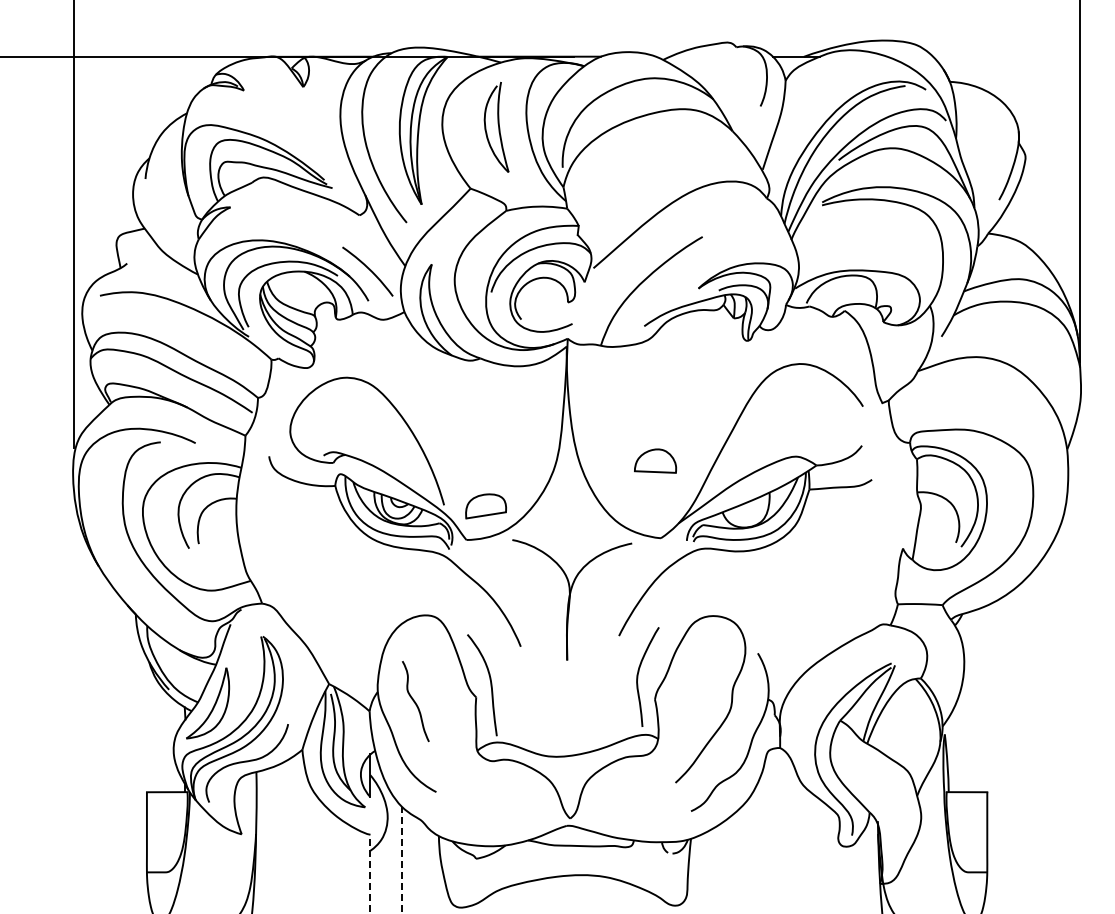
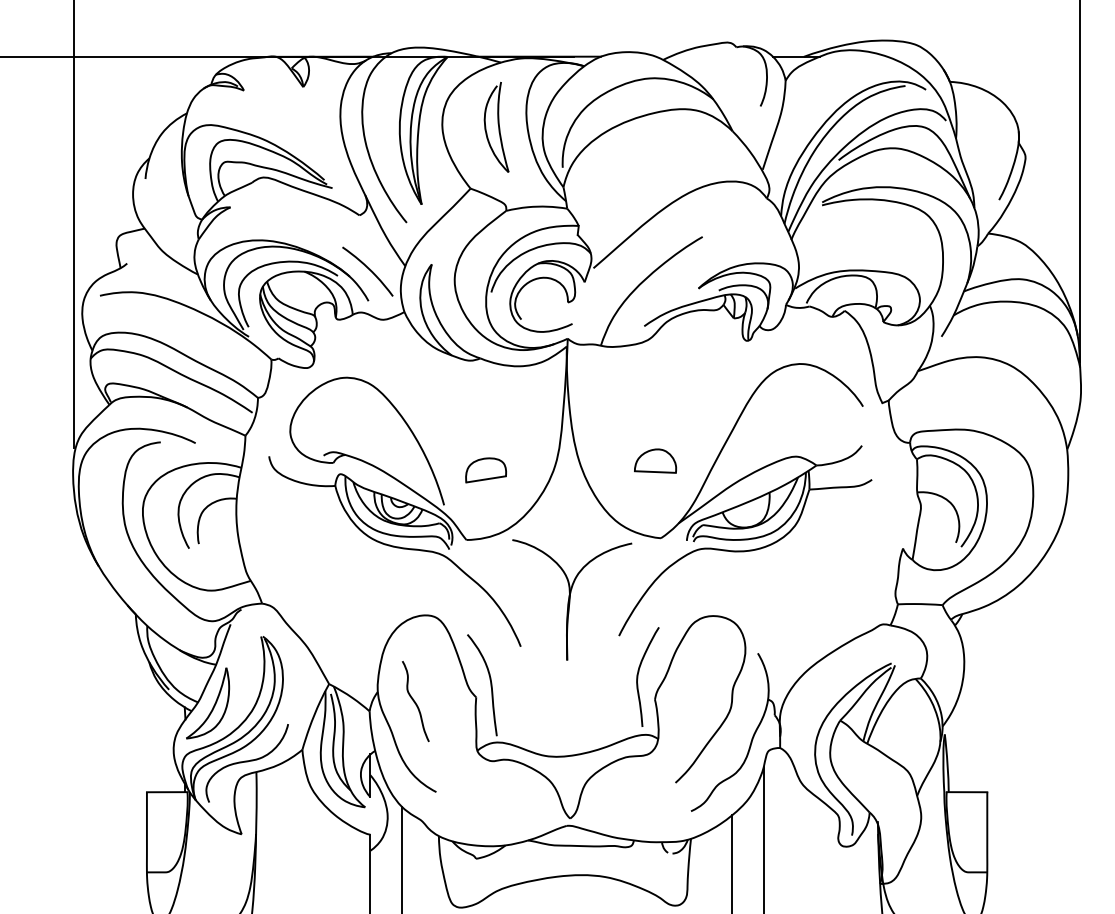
part position: (485, 506) -> (485, 470) (485, 470)
line: none -> present (763, 838)
line: dashed -> solid (401, 859)
line: none -> present (732, 862)
line: dashed -> solid (370, 873)
